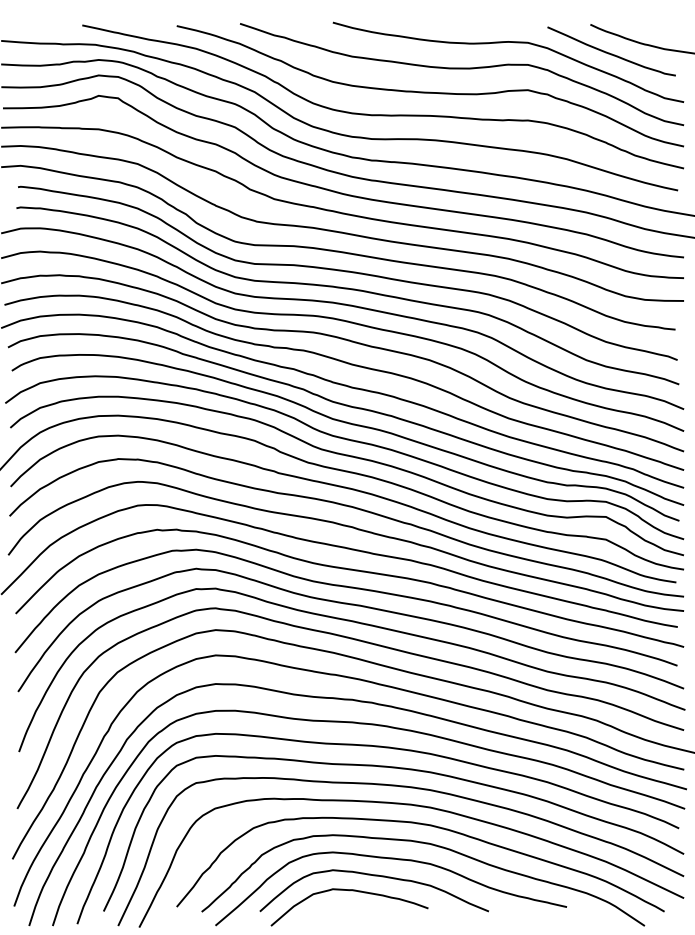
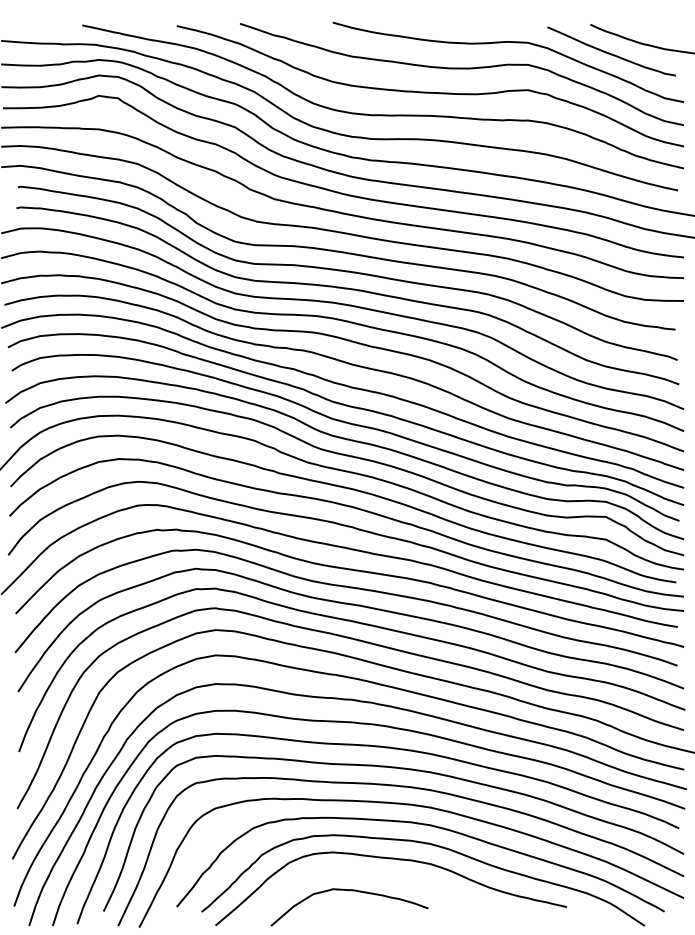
curve: present -> none (373, 876)
